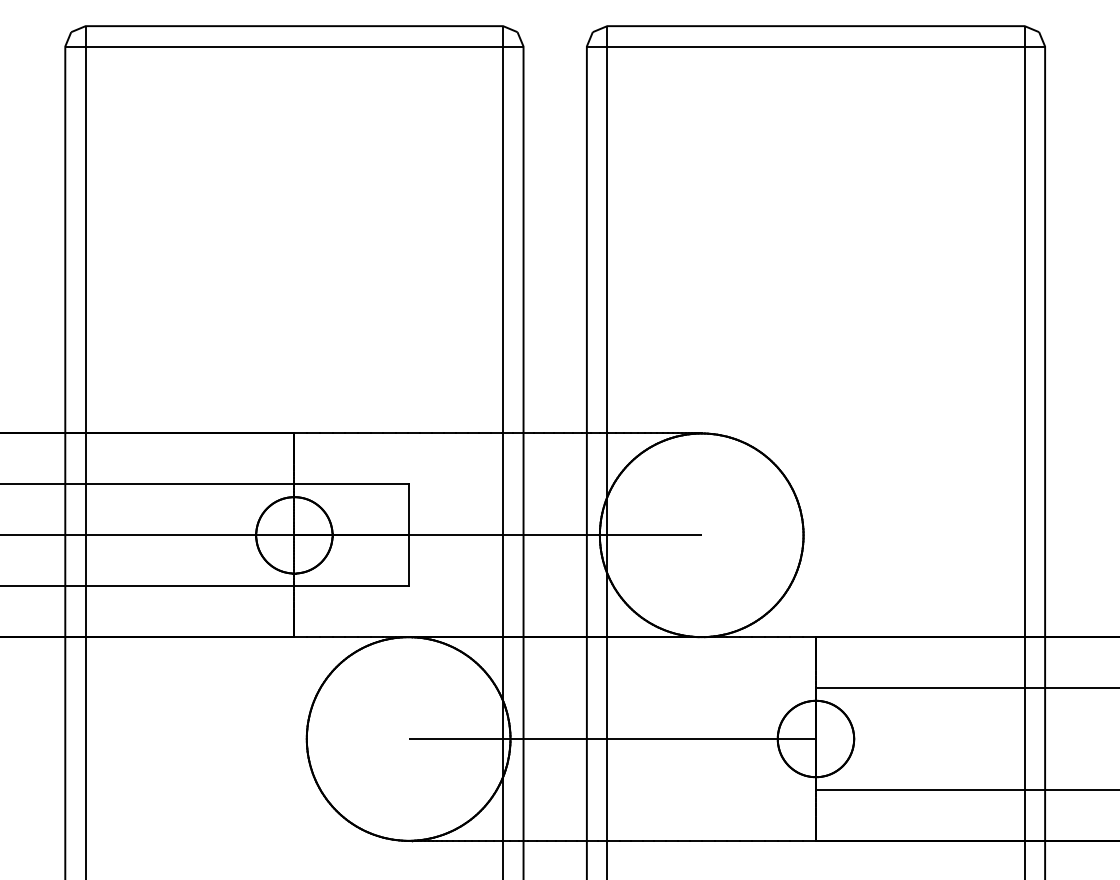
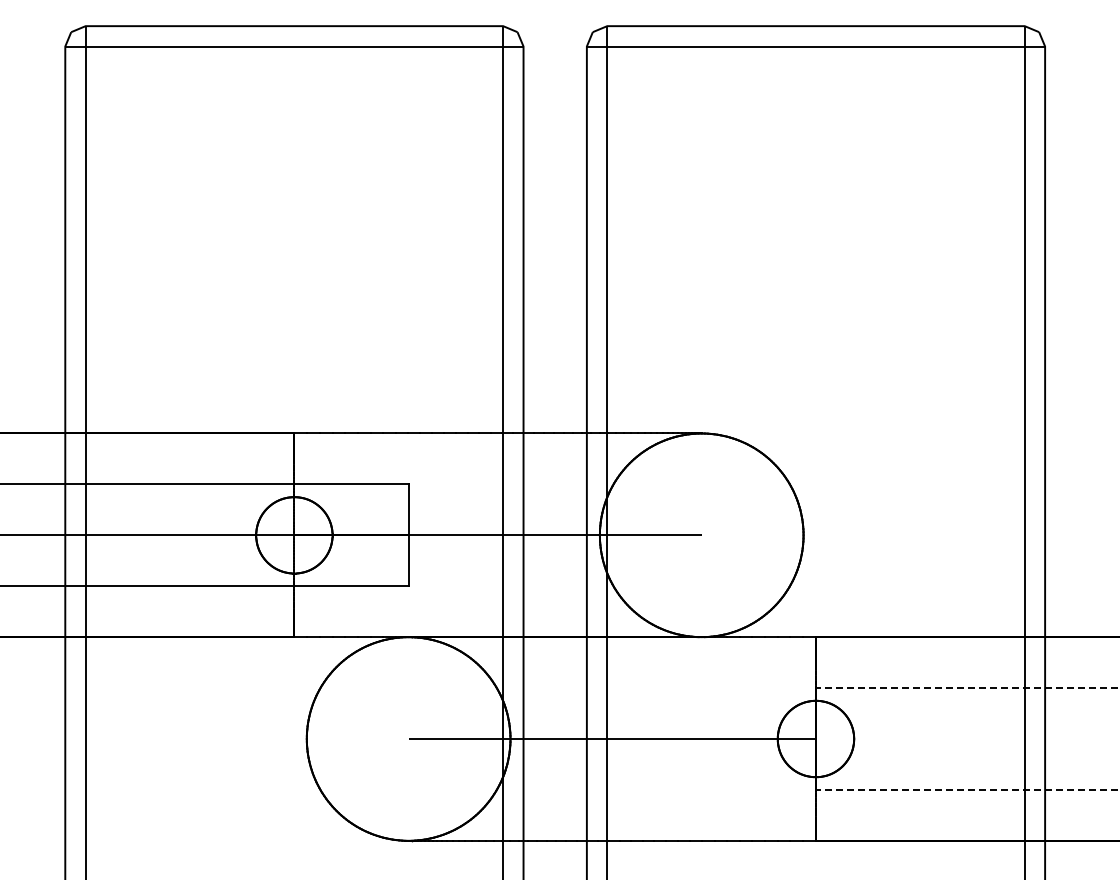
line: solid -> dashed (967, 688)
line: solid -> dashed (967, 789)
